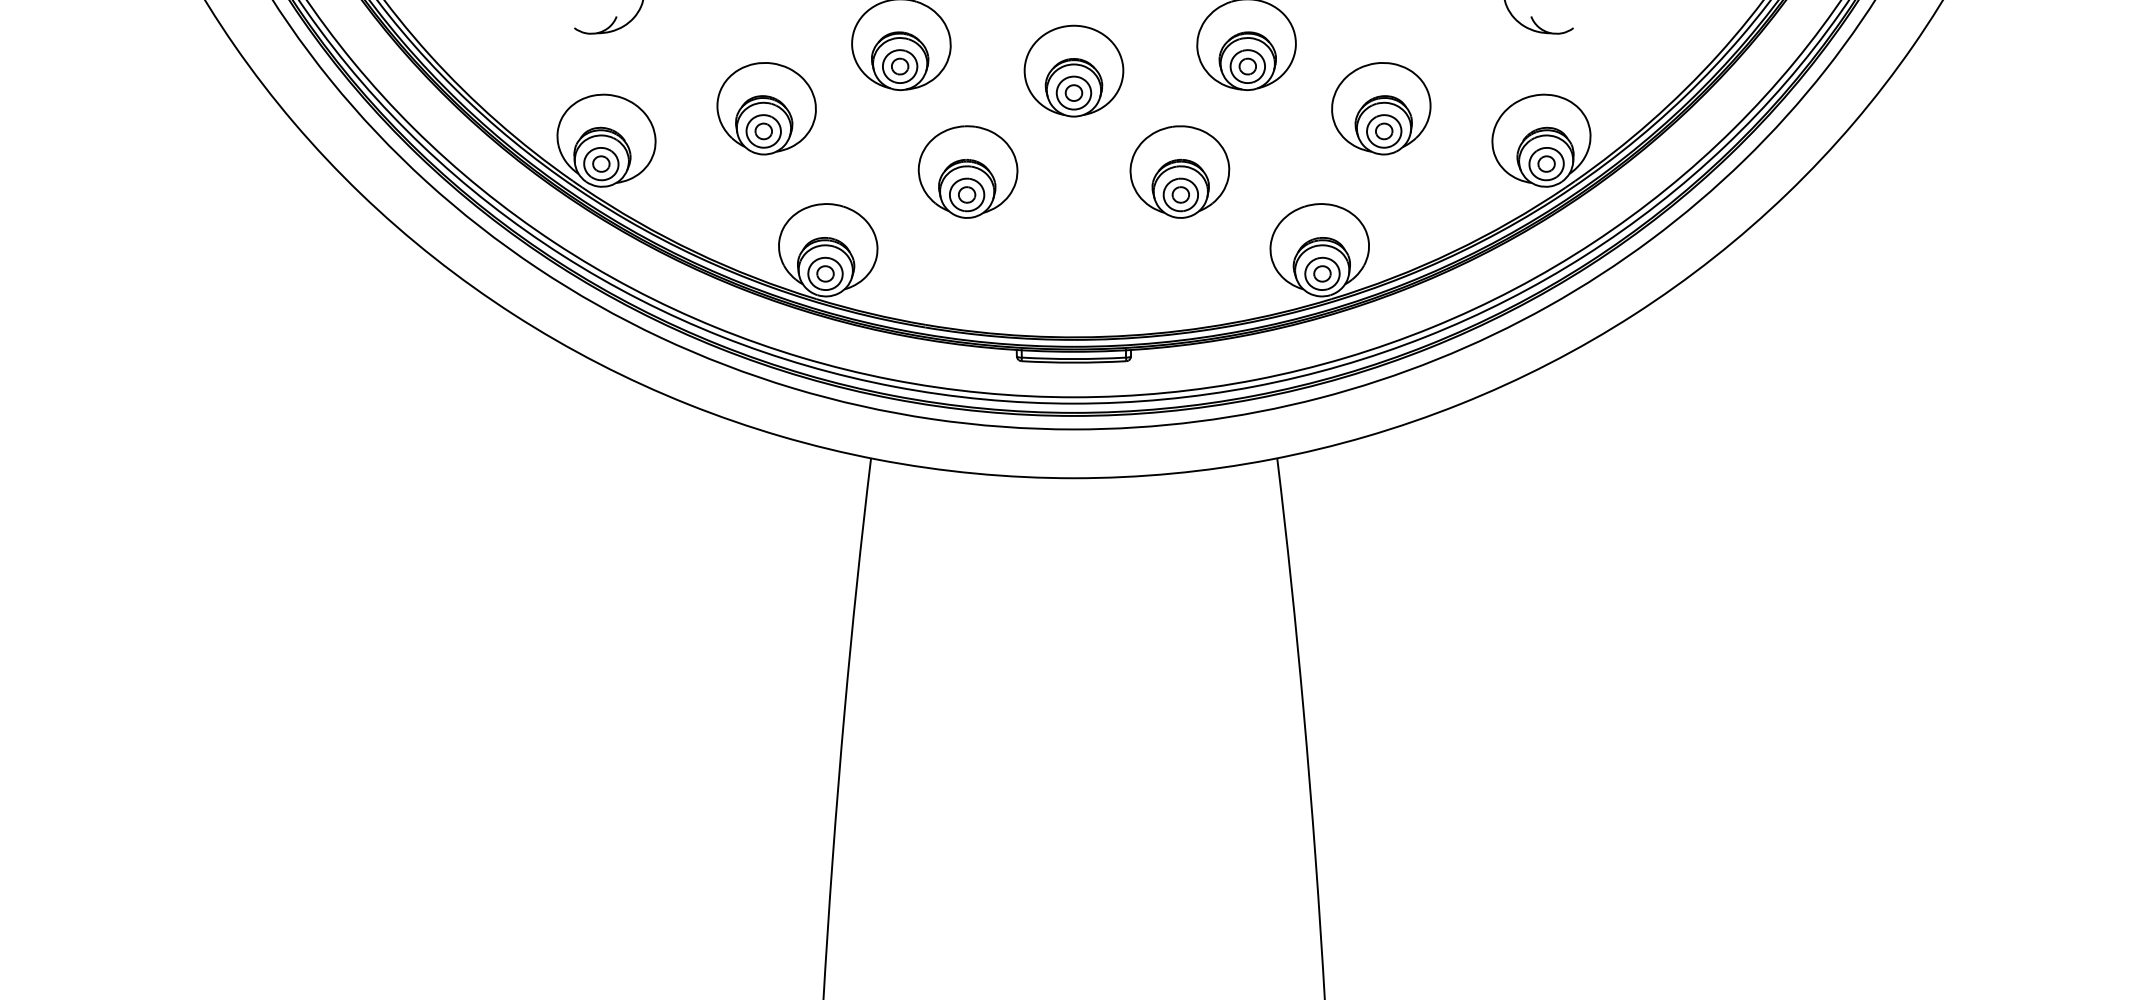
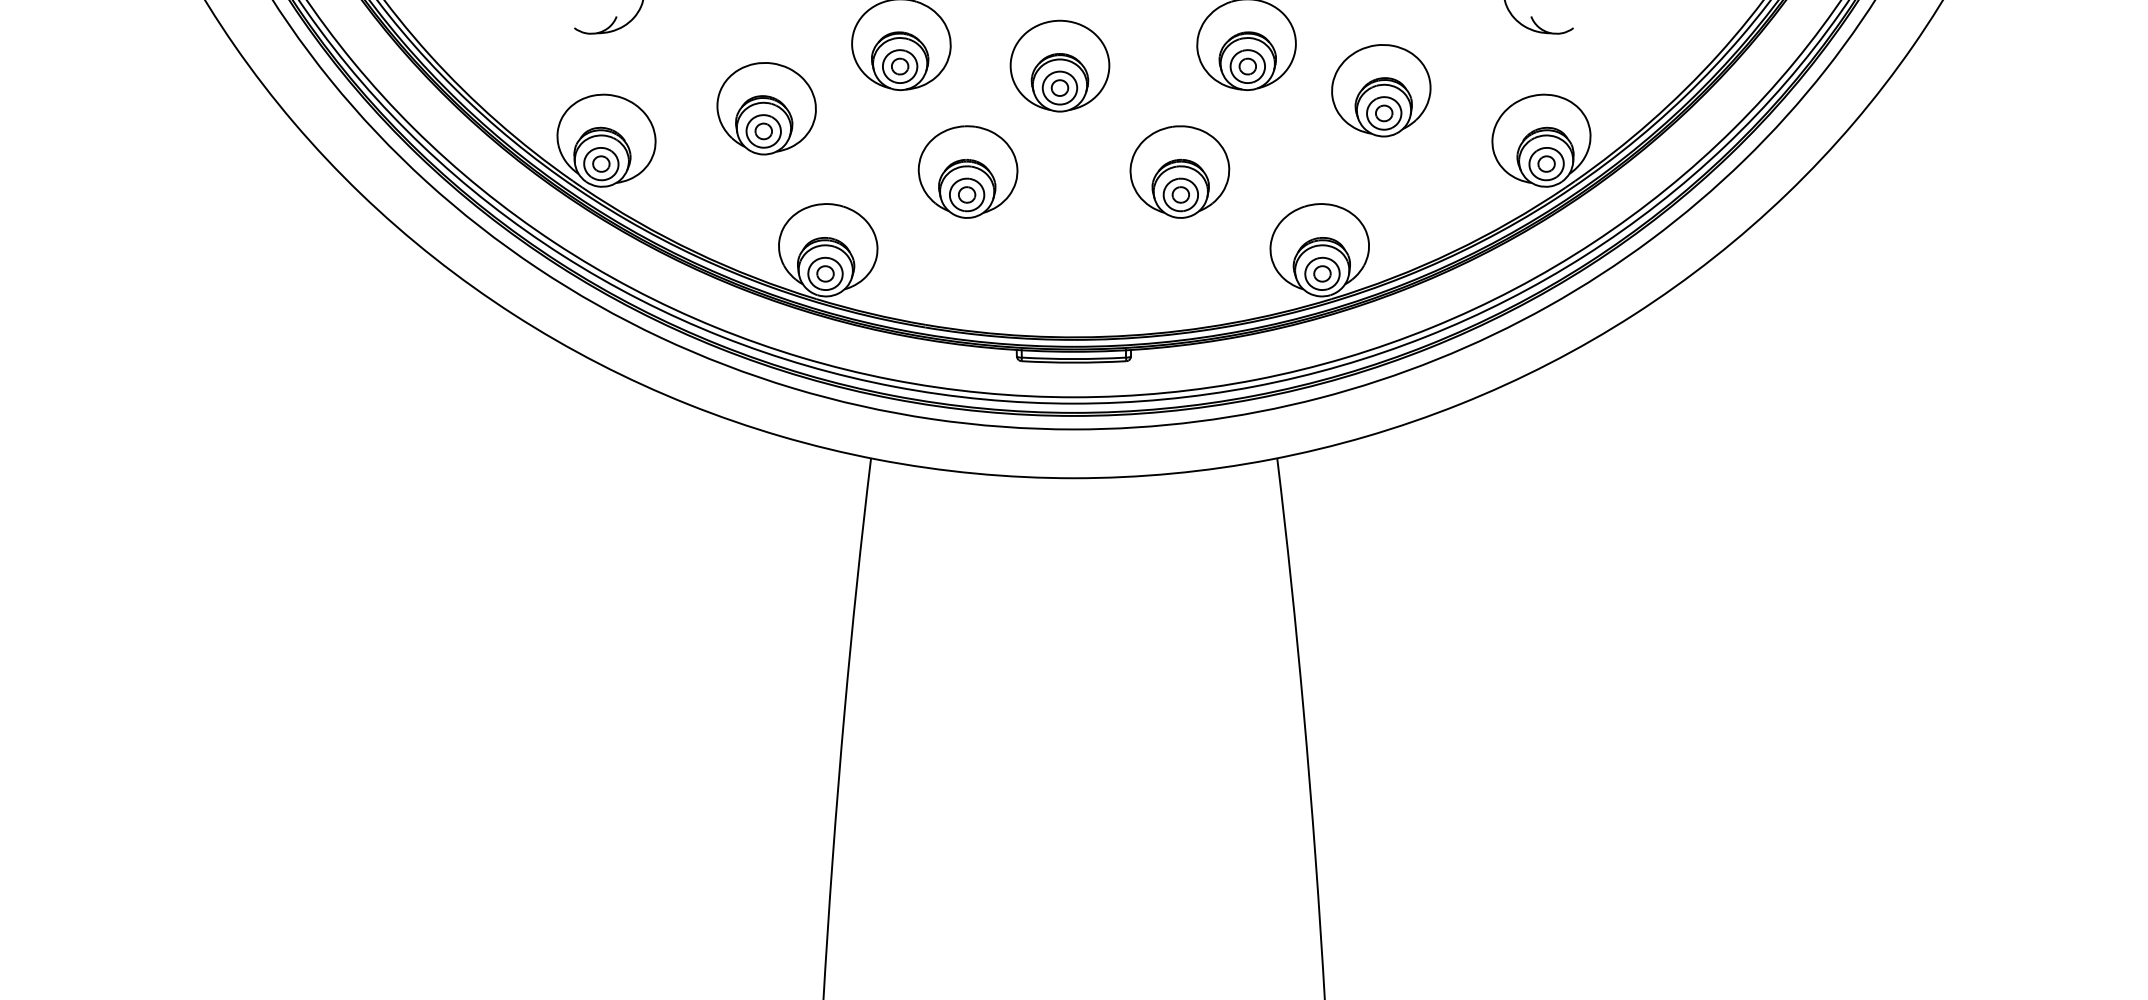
part position: (1073, 70) -> (1059, 65) (1059, 65)
part position: (1381, 108) -> (1381, 90) (1381, 90)
